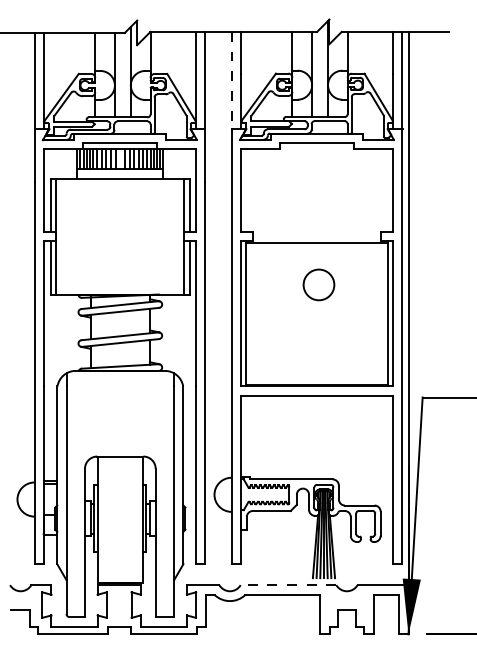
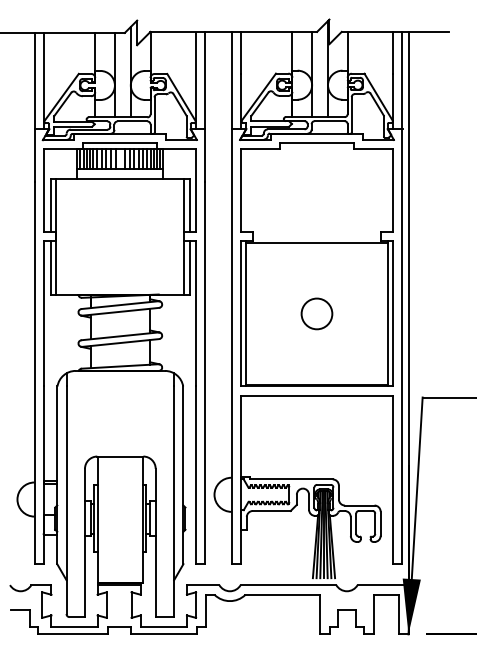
line: dashed -> solid (231, 80)
circle position: (318, 284) -> (316, 313) (316, 313)
line: dashed -> solid (288, 585)
